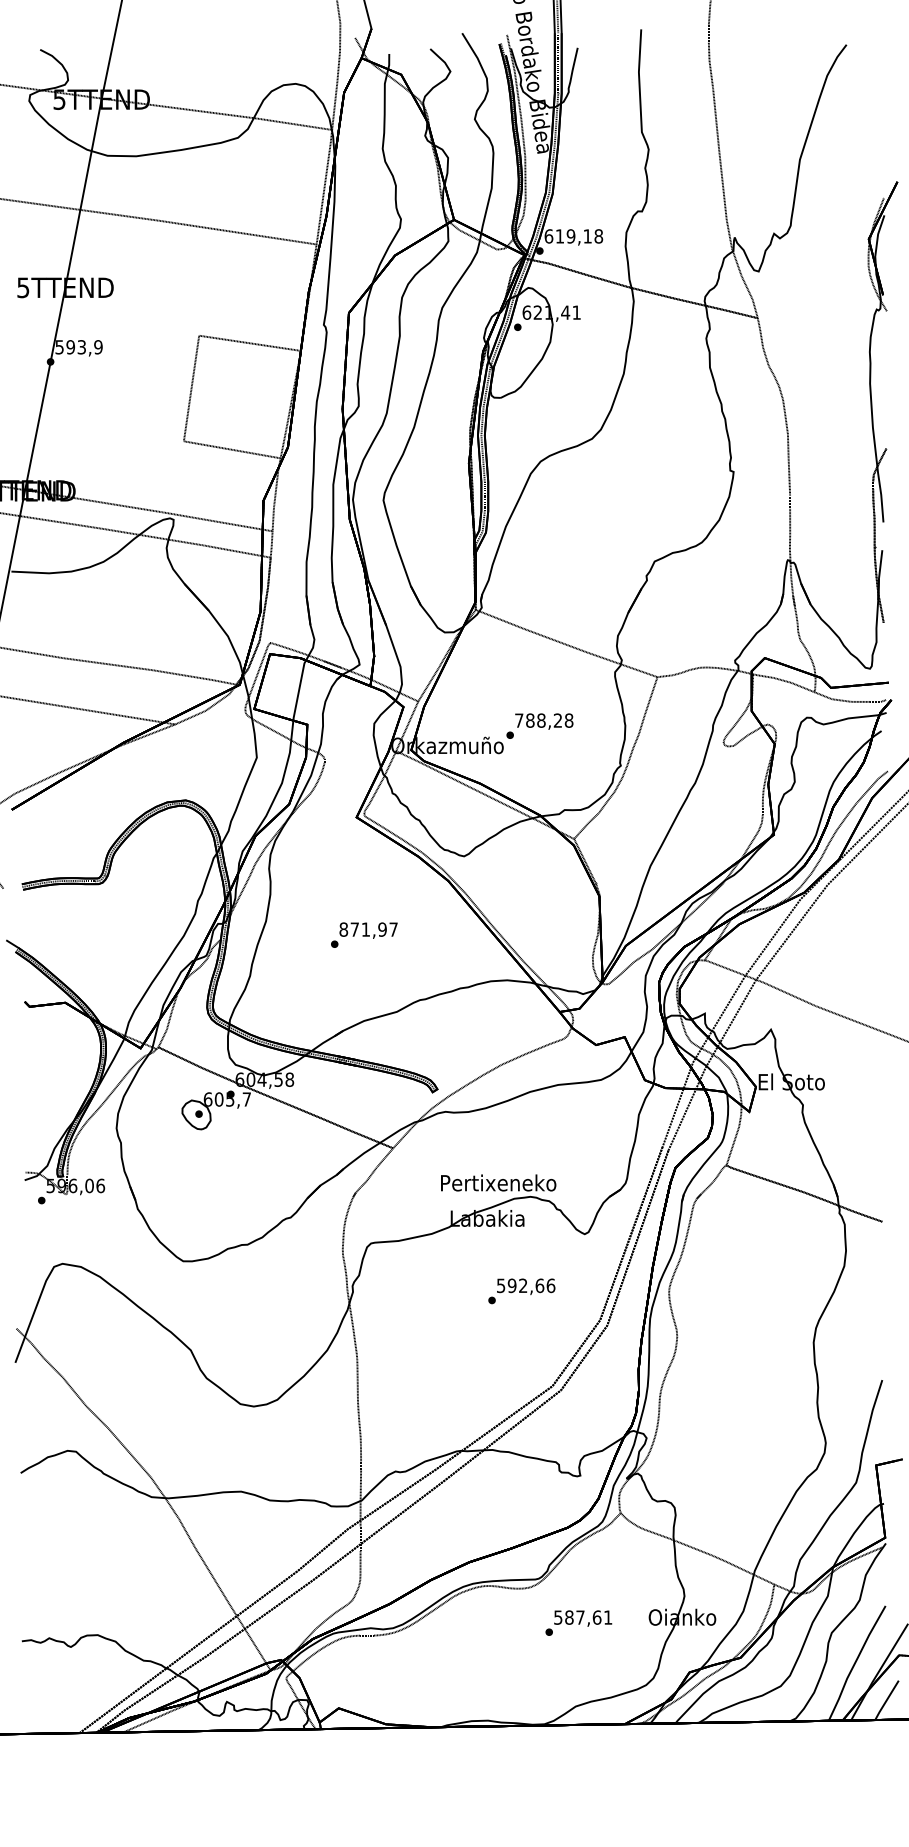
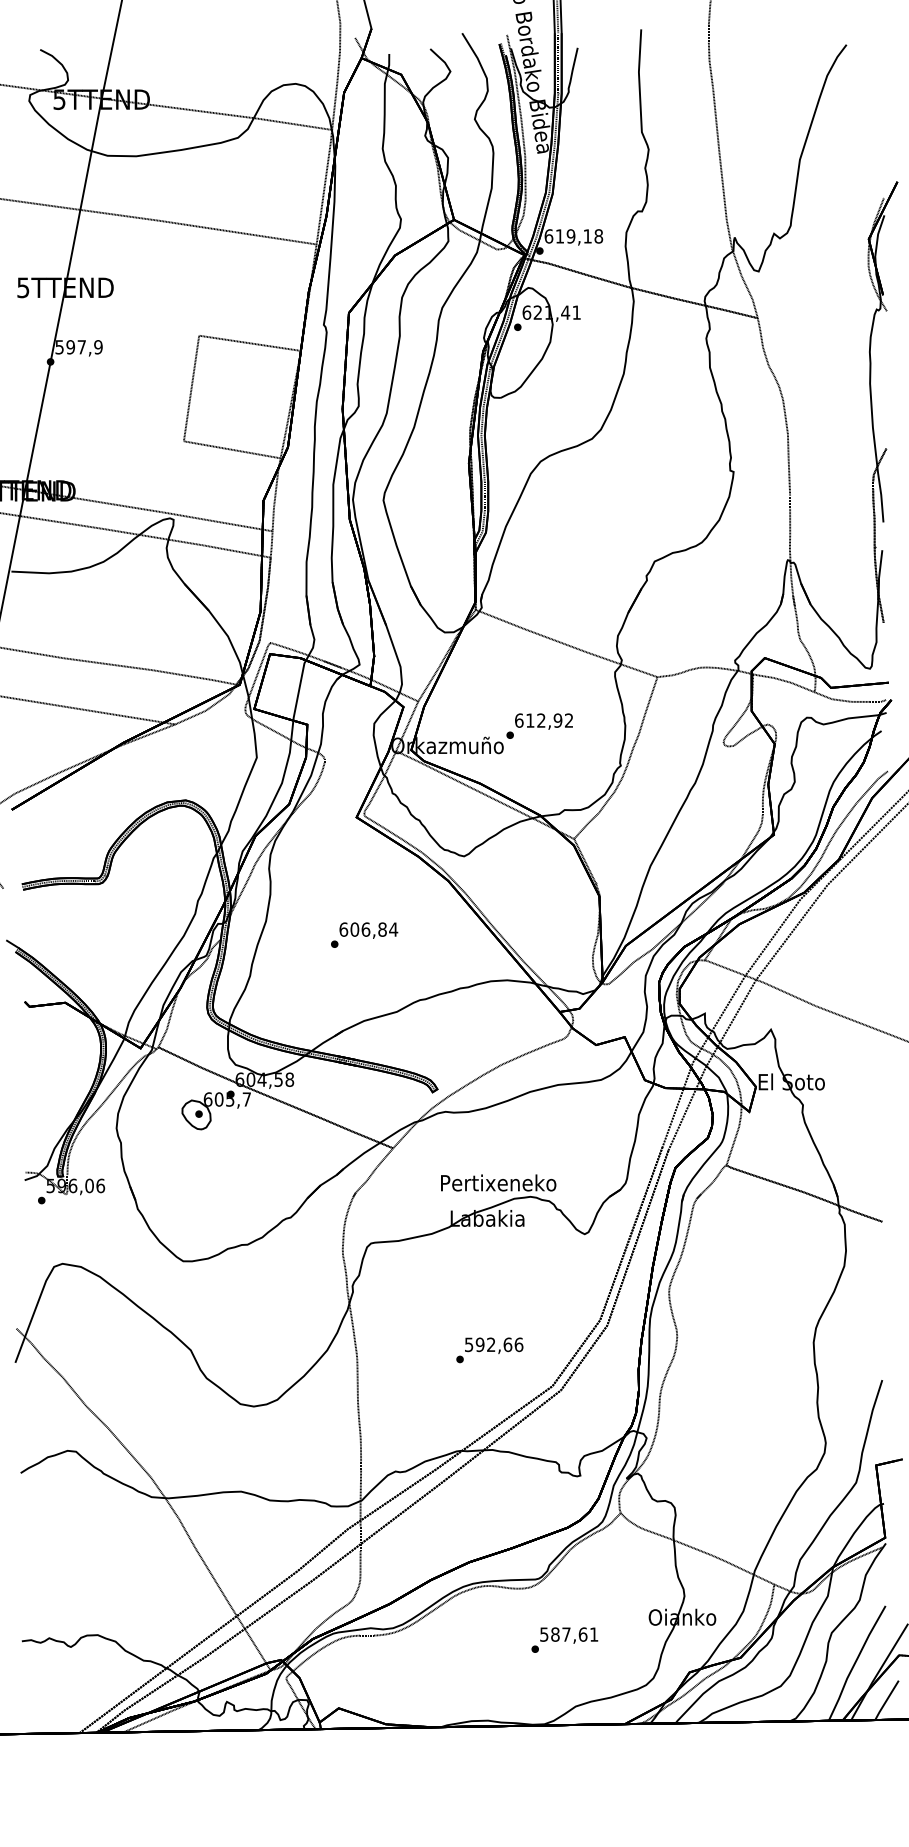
text: 593,9 -> 597,9 (81, 347)
text: 788,28 -> 612,92 (544, 720)
text: 871,97 -> 606,84 (368, 929)
text position: (521, 1291) -> (489, 1350) (489, 1350)
text position: (578, 1622) -> (564, 1639) (564, 1639)
